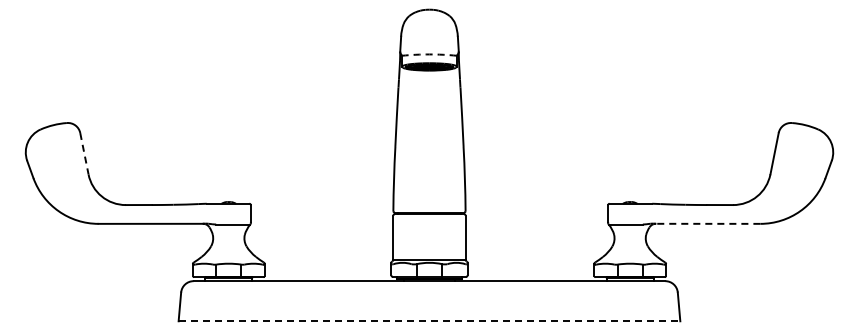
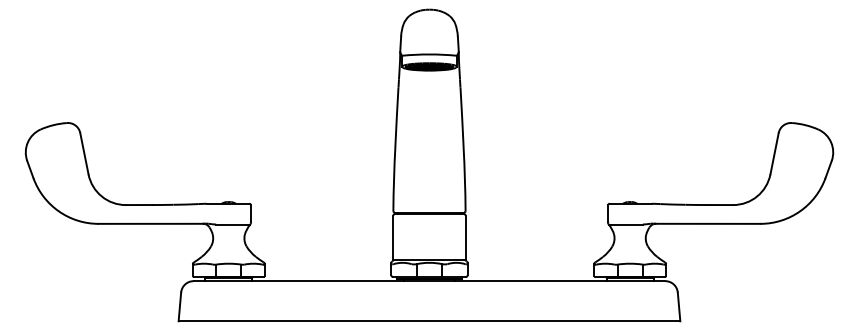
arc: dashed -> solid (429, 54)
line: dashed -> solid (84, 154)
line: dashed -> solid (707, 223)
line: dashed -> solid (429, 321)
